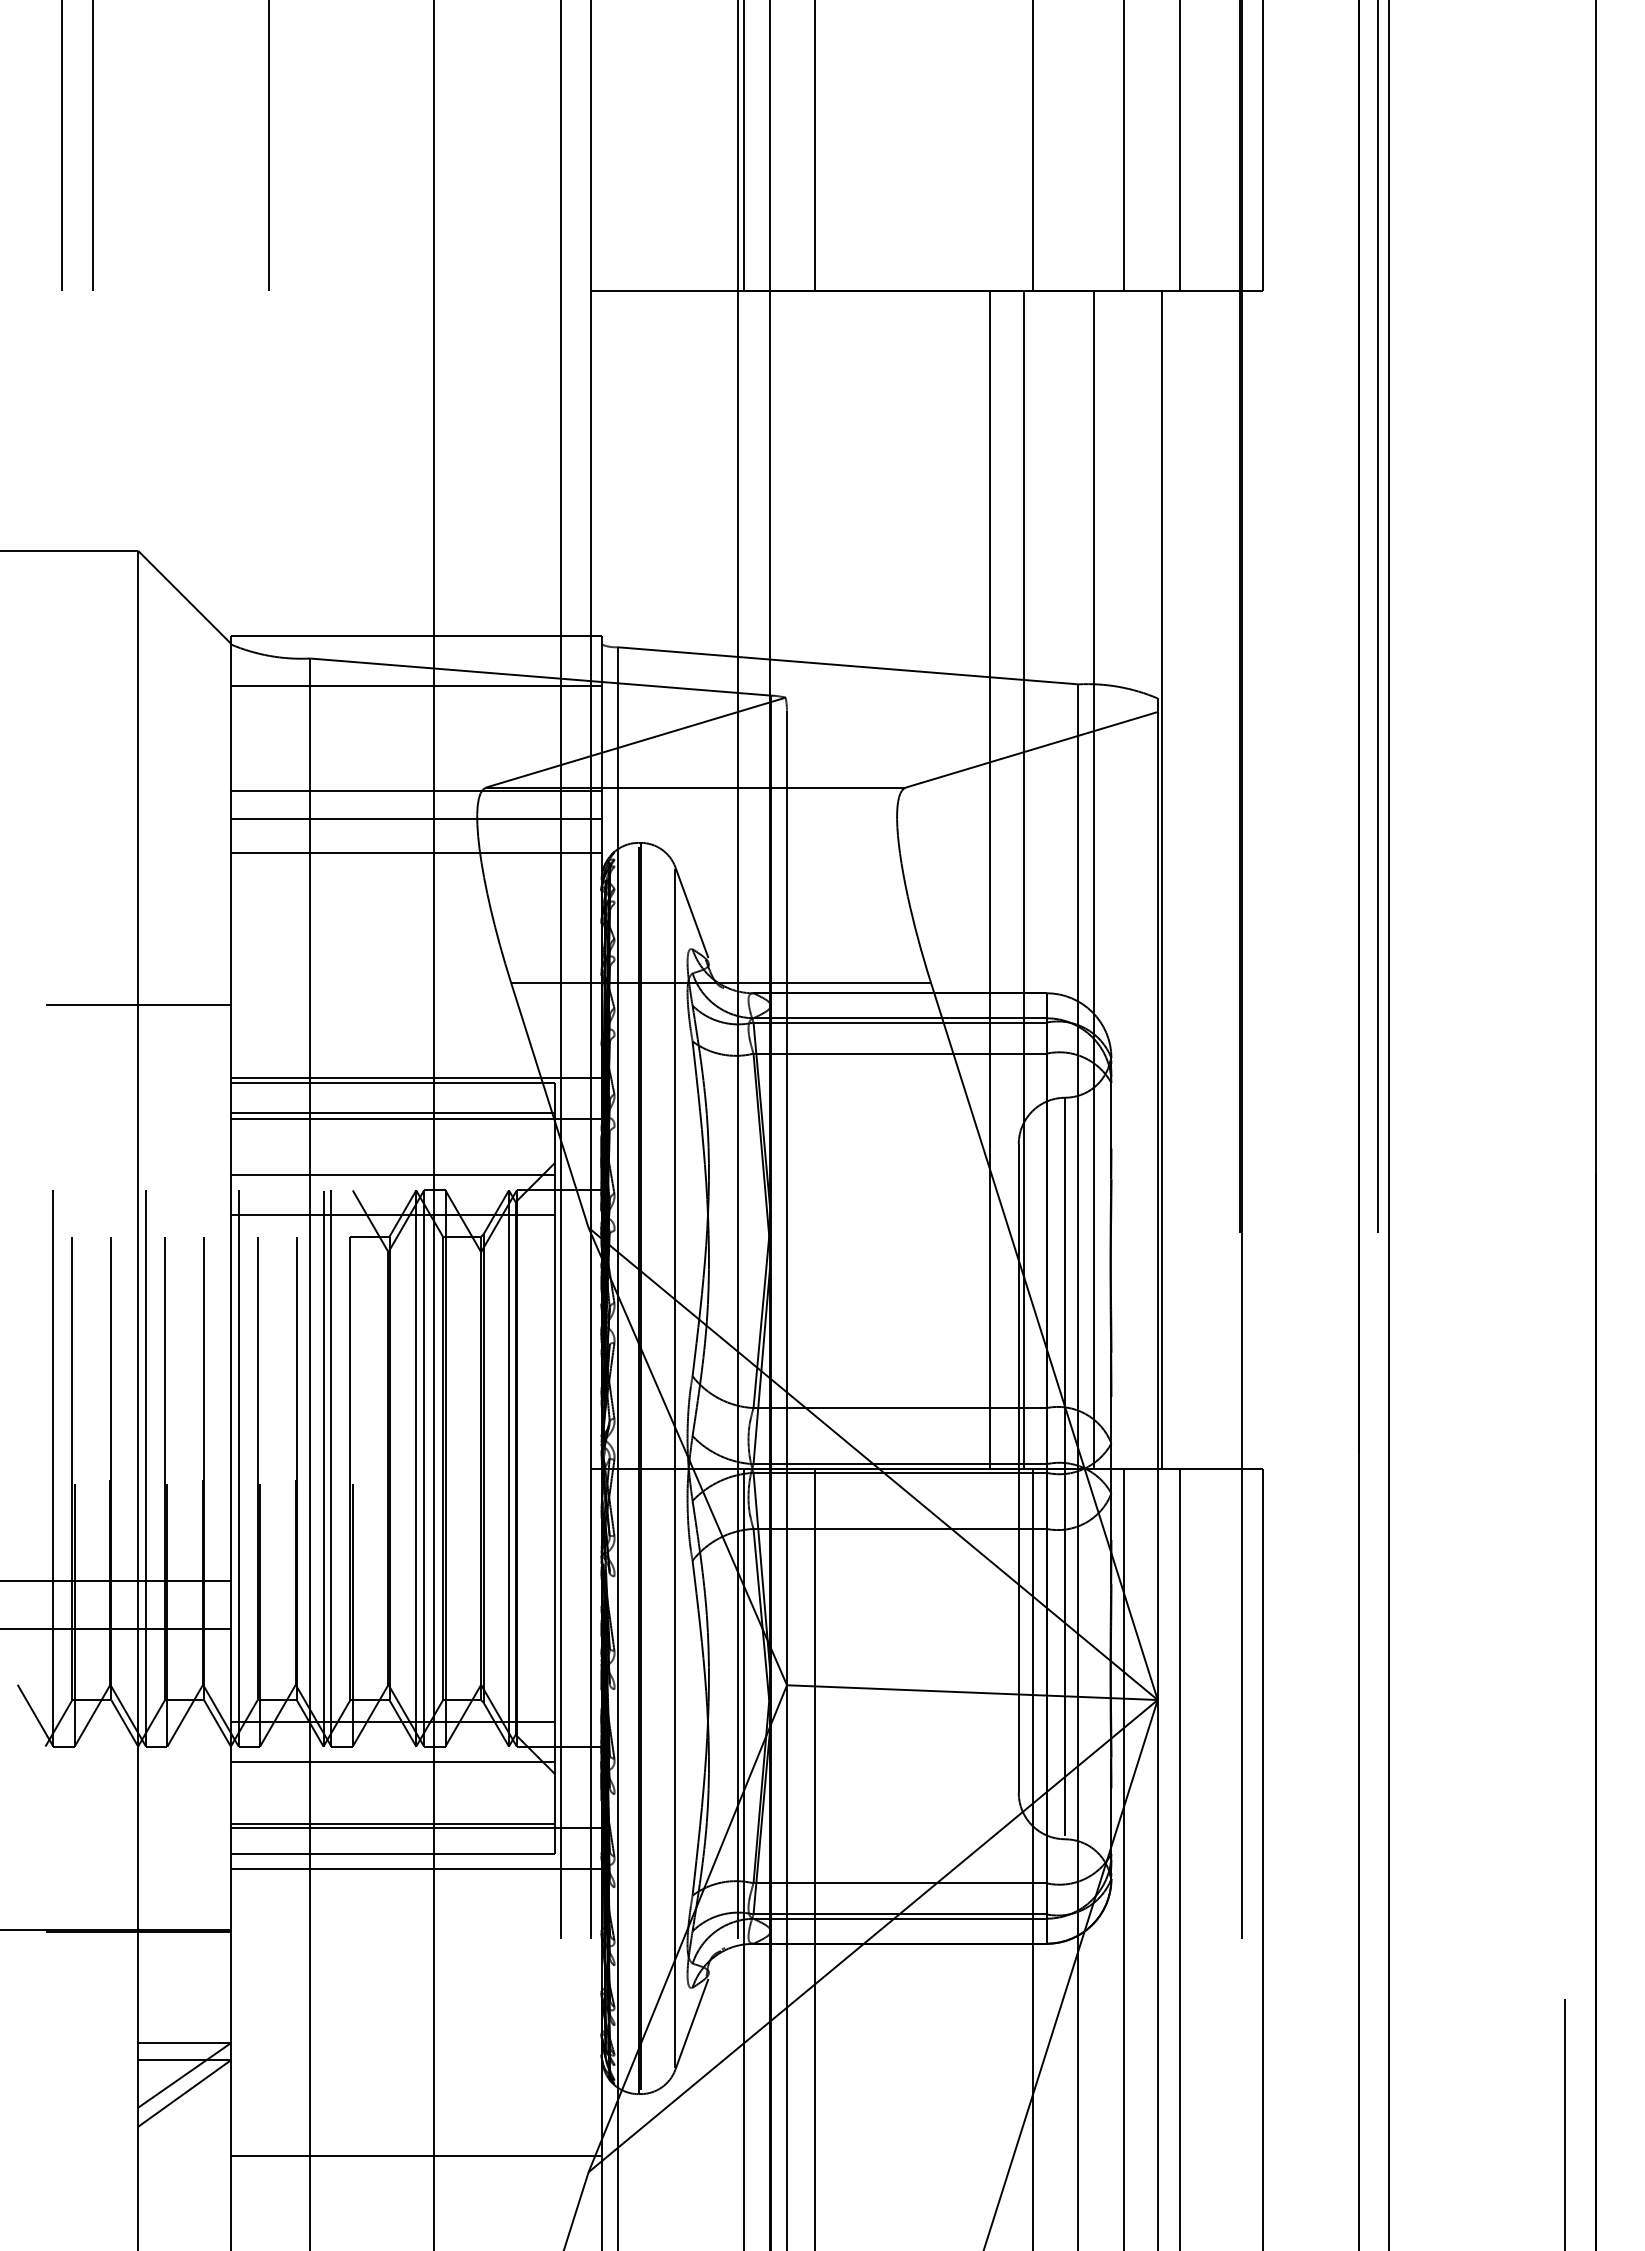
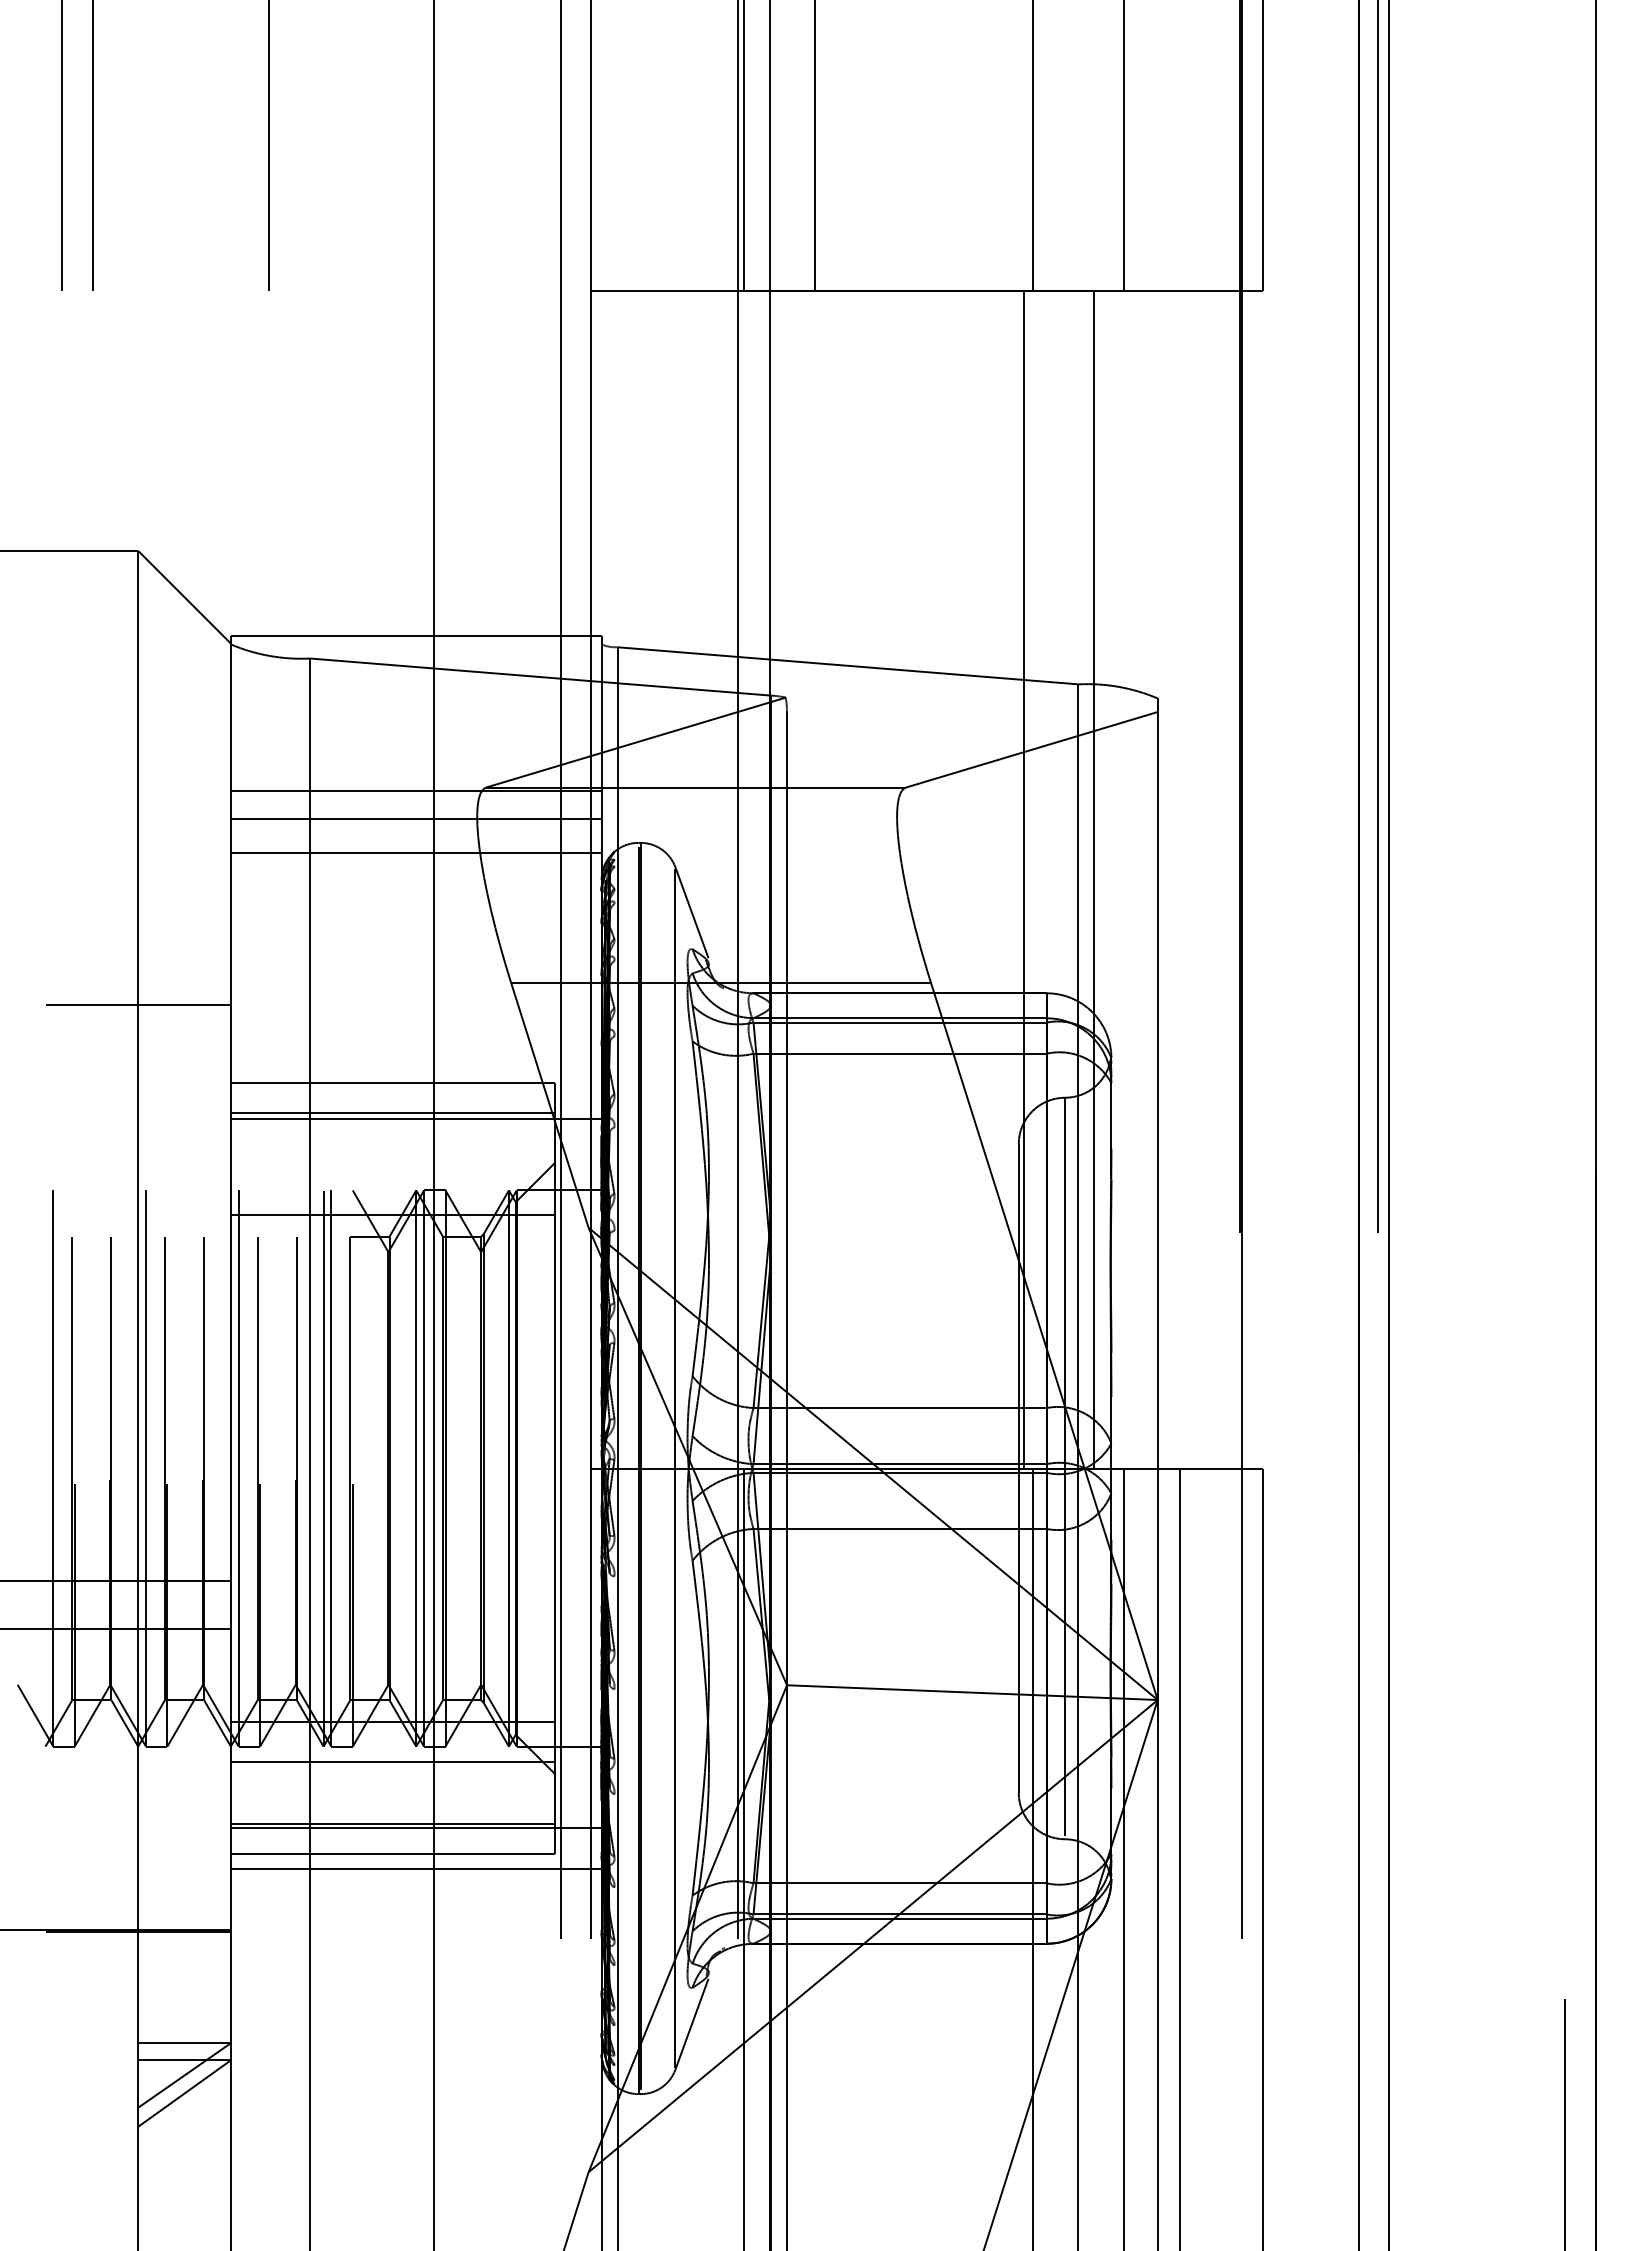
line: present -> none (1179, 146)
line: present -> none (415, 685)
line: present -> none (989, 879)
line: present -> none (1162, 879)
line: present -> none (415, 1078)
line: present -> none (392, 1174)
line: present -> none (814, 1857)
line: present -> none (415, 2155)
